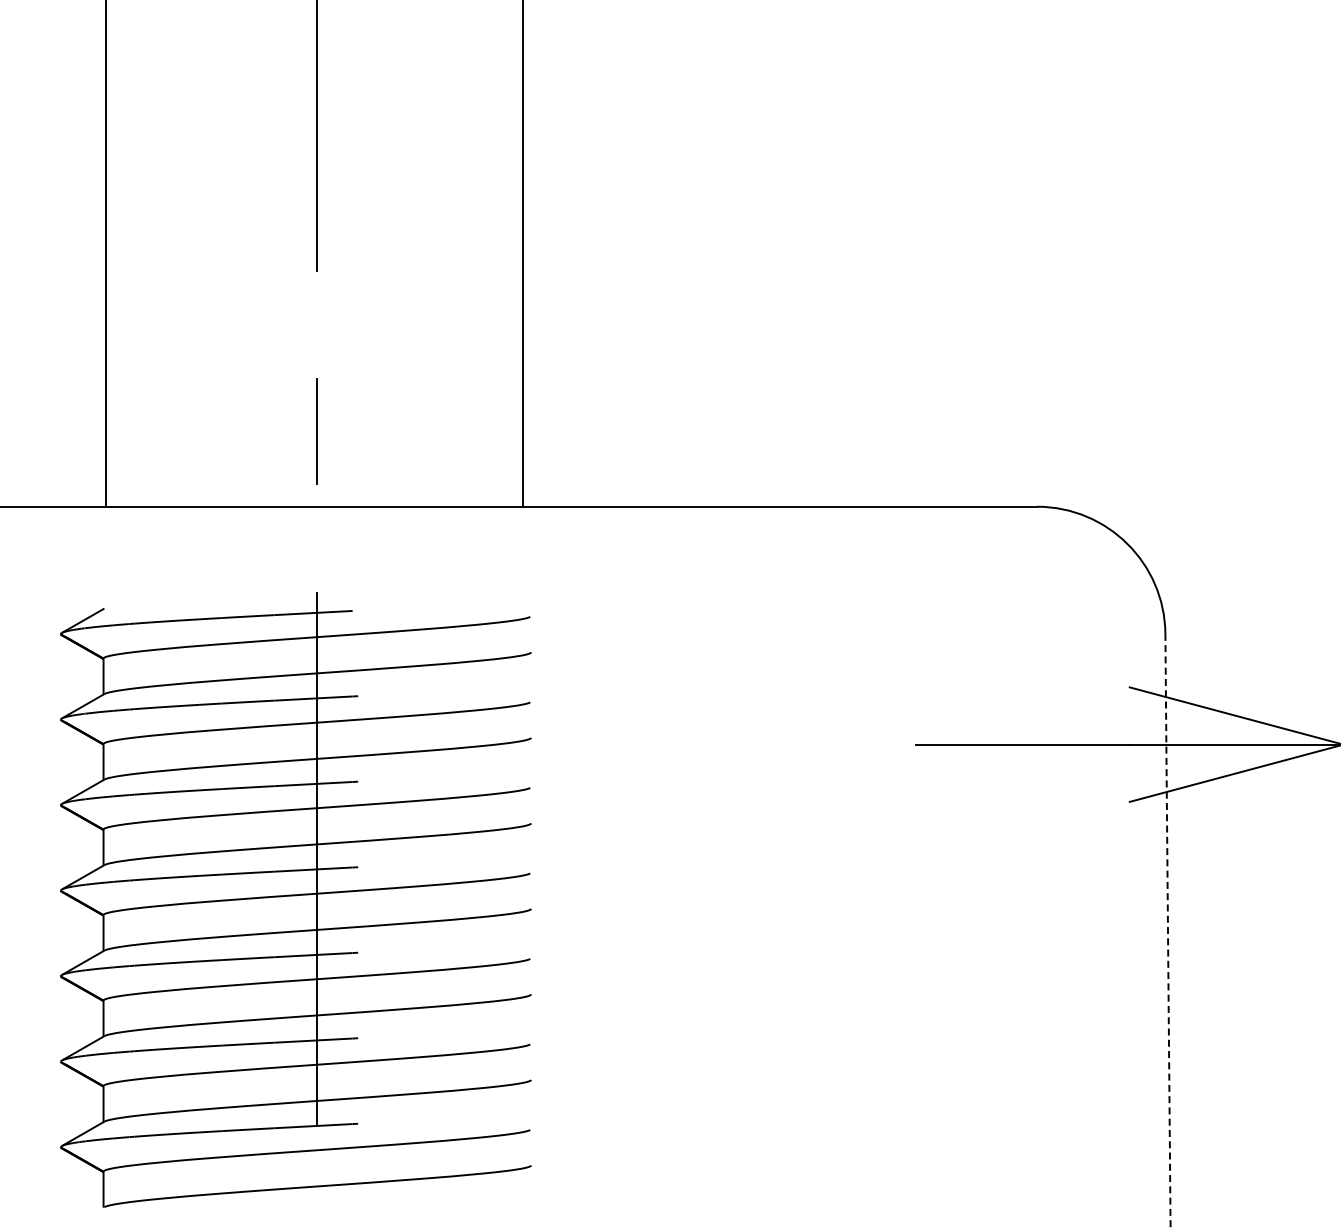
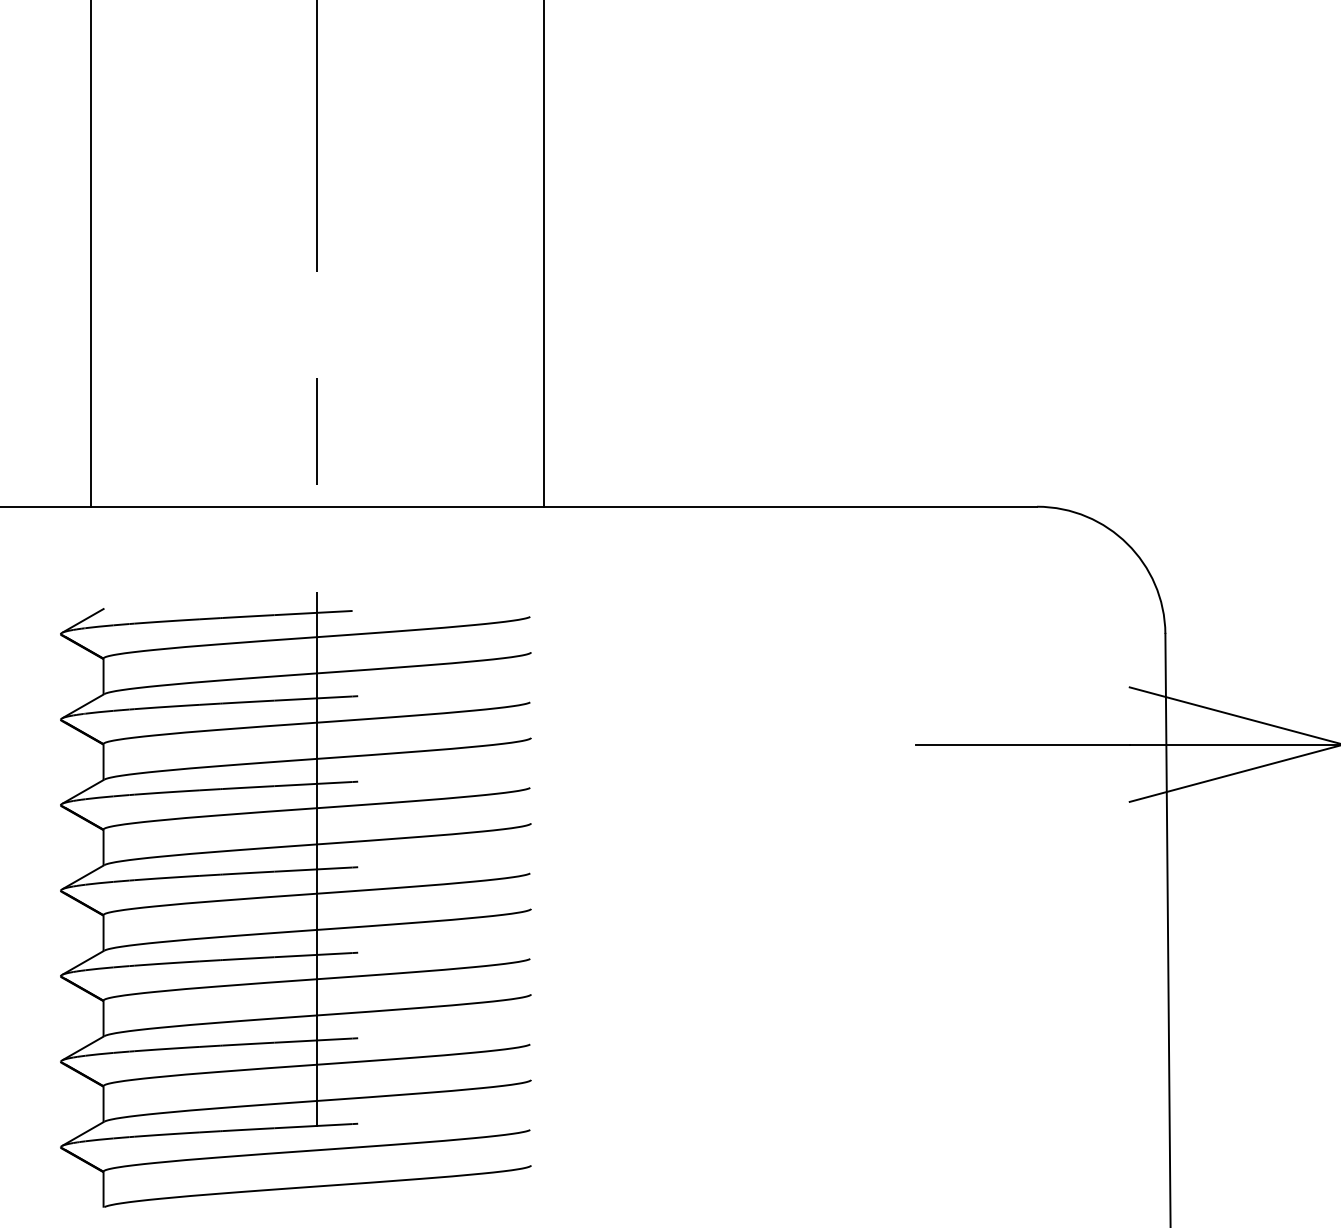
line position: (105, 254) -> (90, 254) (90, 254)
line position: (522, 254) -> (543, 254) (543, 254)
line: dashed -> solid (1167, 930)
